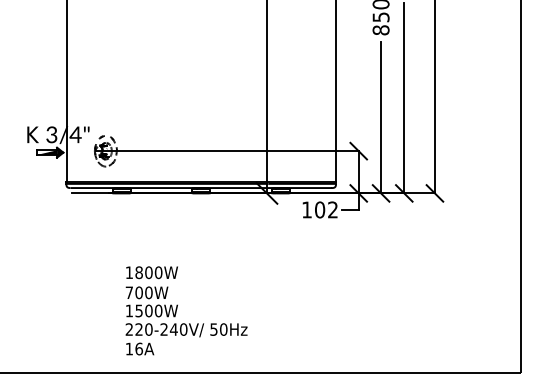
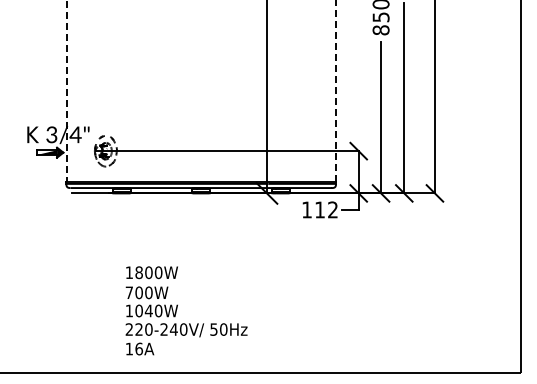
line: solid -> dashed (66, 90)
line: solid -> dashed (335, 90)
text: 102 -> 112 (320, 209)
text: 1500W -> 1040W (143, 310)
